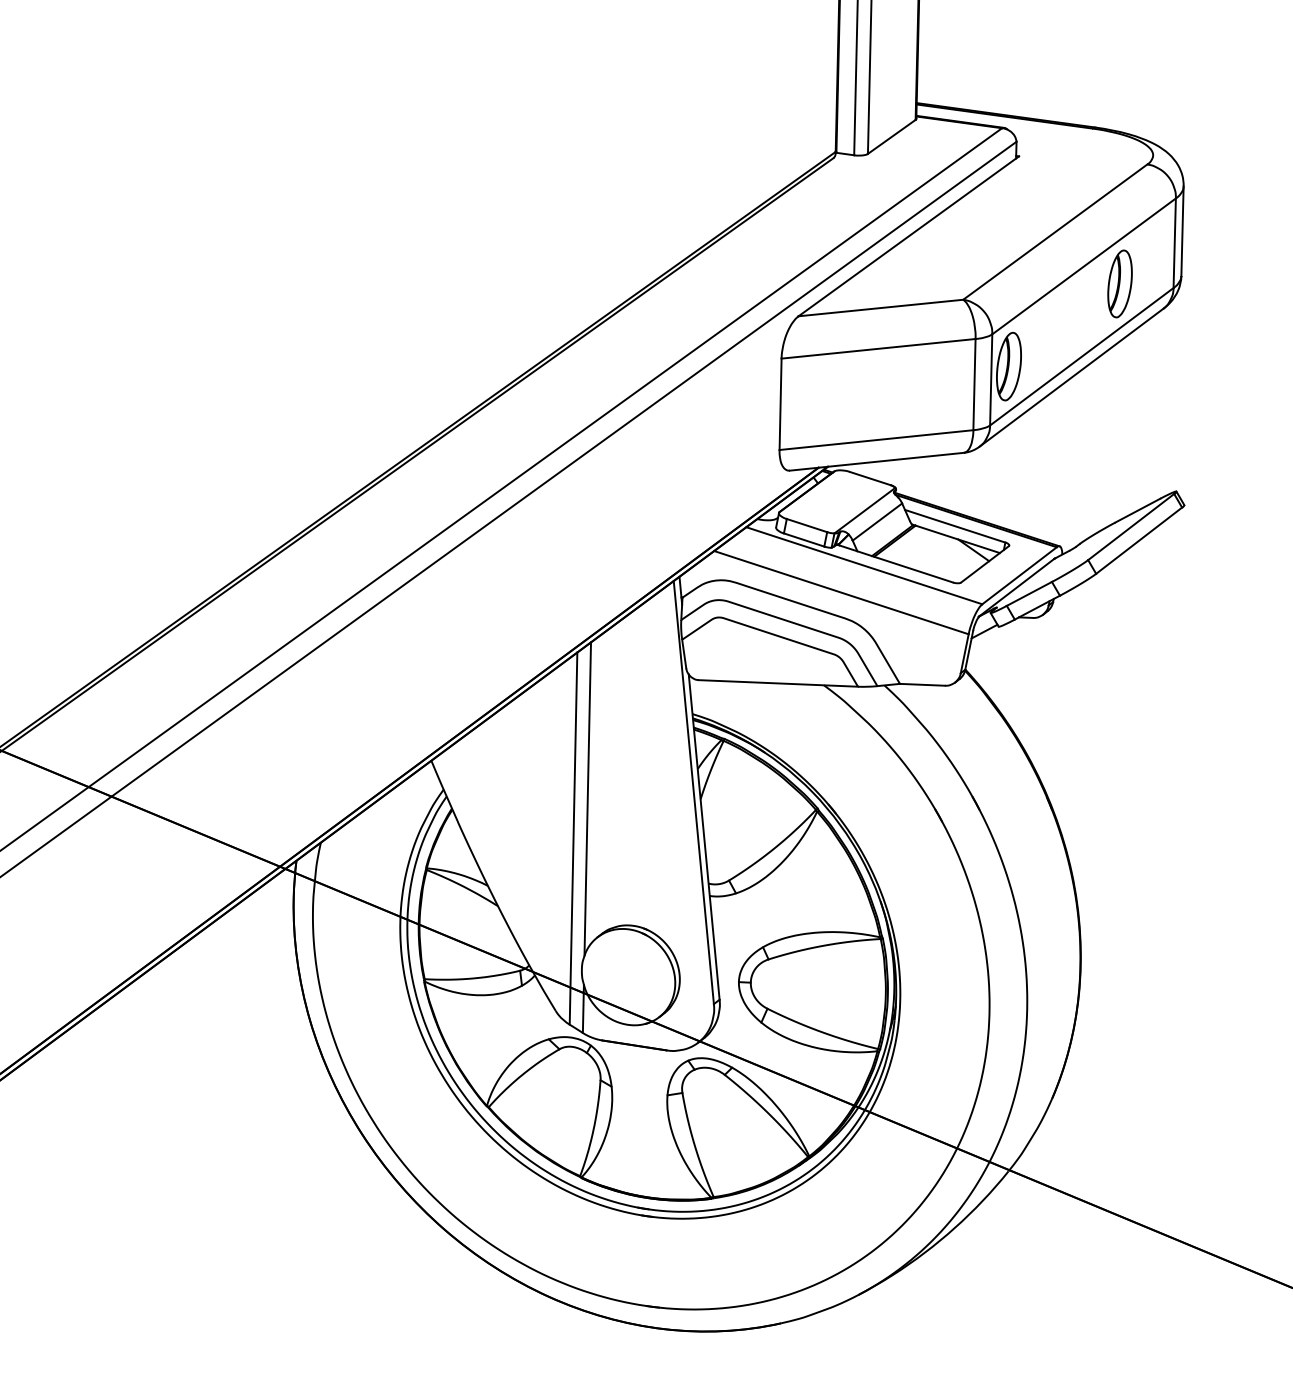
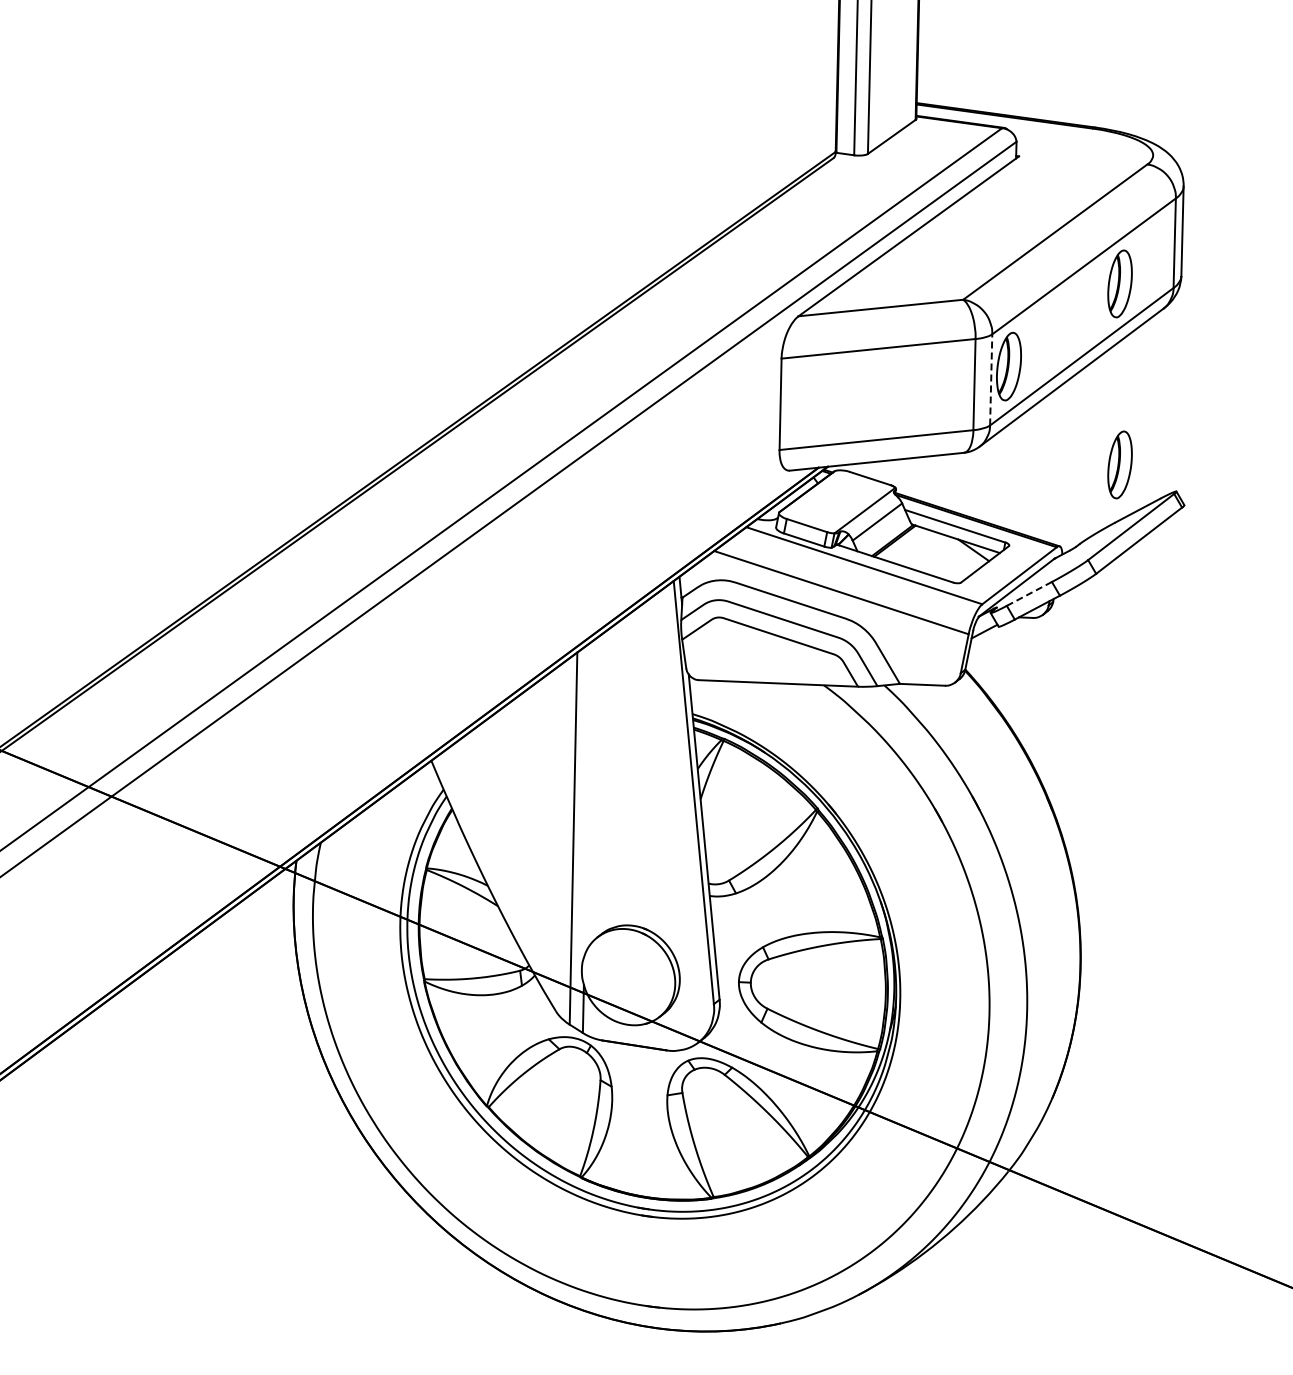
line: solid -> dashed (991, 379)
part: none -> present (1119, 464)
line: solid -> dashed (1029, 593)
line: present -> none (587, 798)
